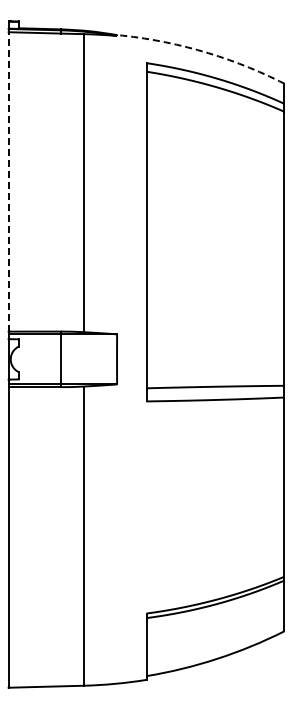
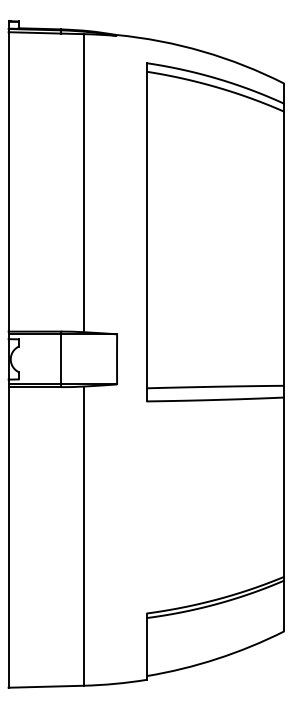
arc: dashed -> solid (202, 51)
line: dashed -> solid (8, 181)
